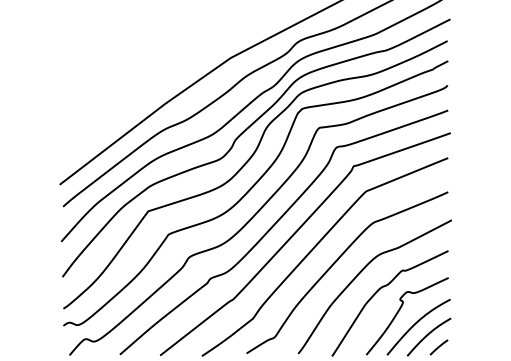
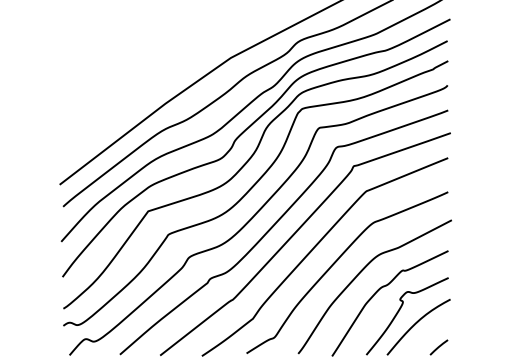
curve: present -> none (428, 335)
